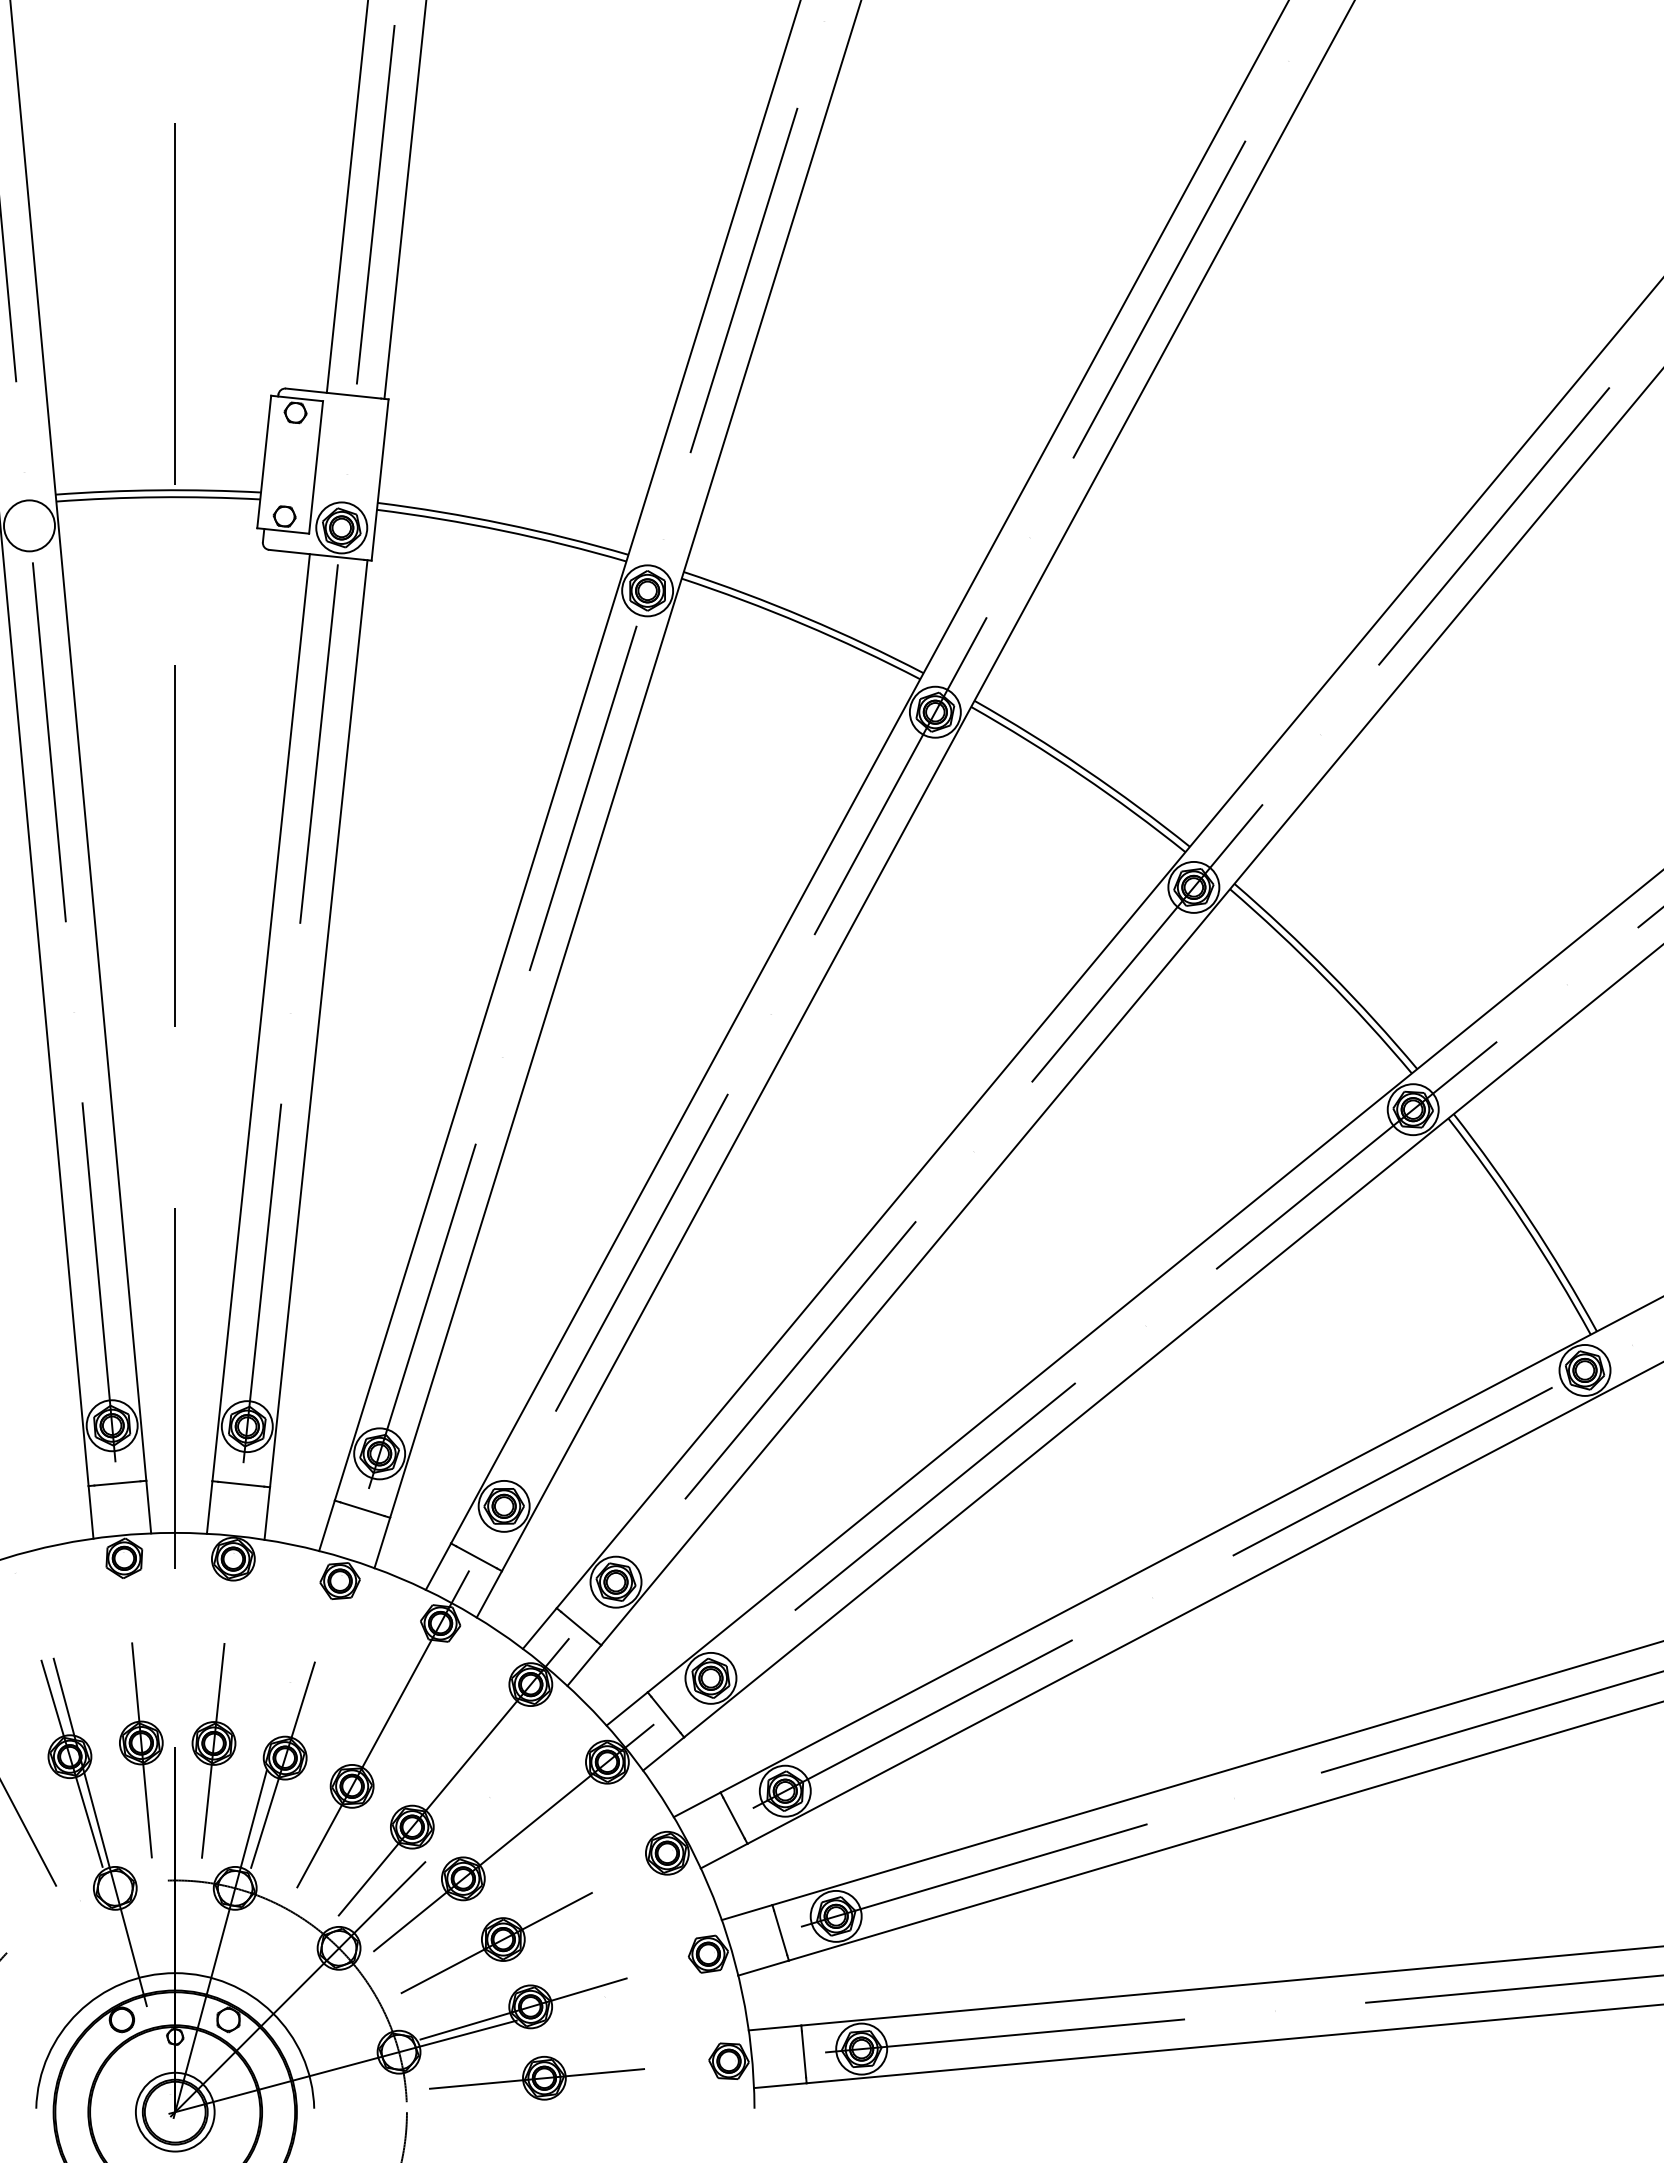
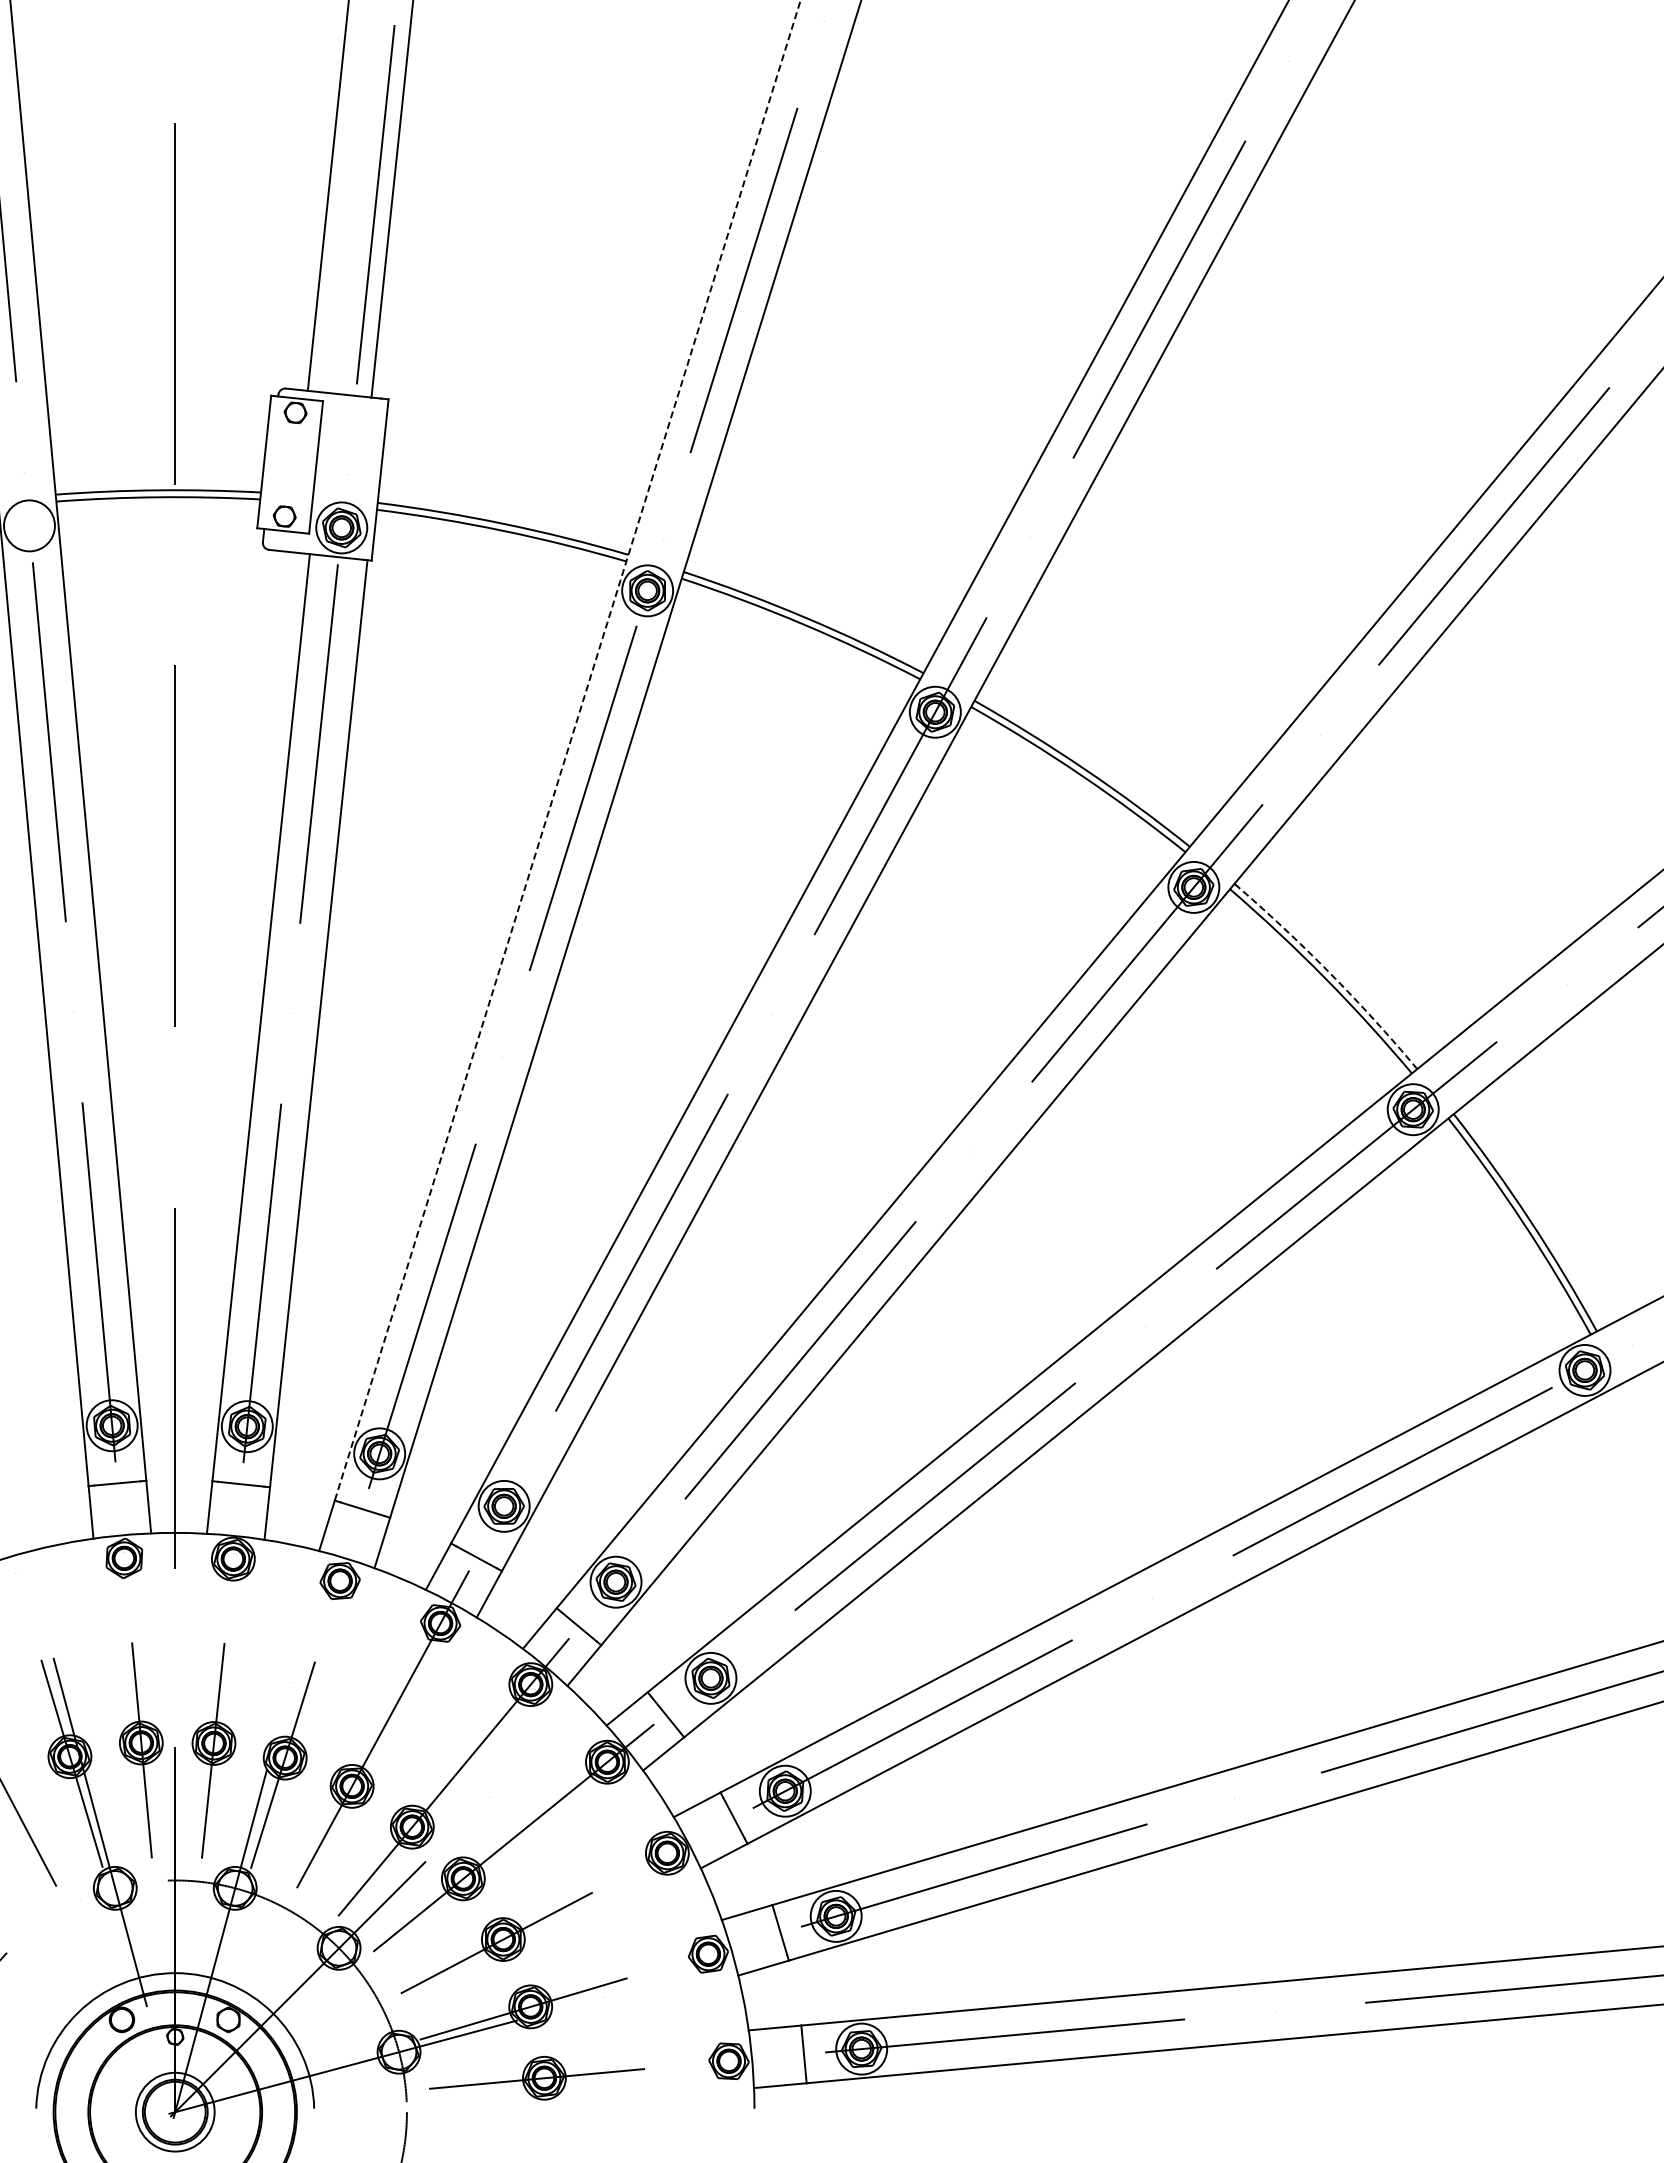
line position: (346, 197) -> (327, 196) (327, 196)
line position: (405, 200) -> (391, 199) (391, 199)
line: solid -> dashed (567, 751)
arc: solid -> dashed (1329, 972)
